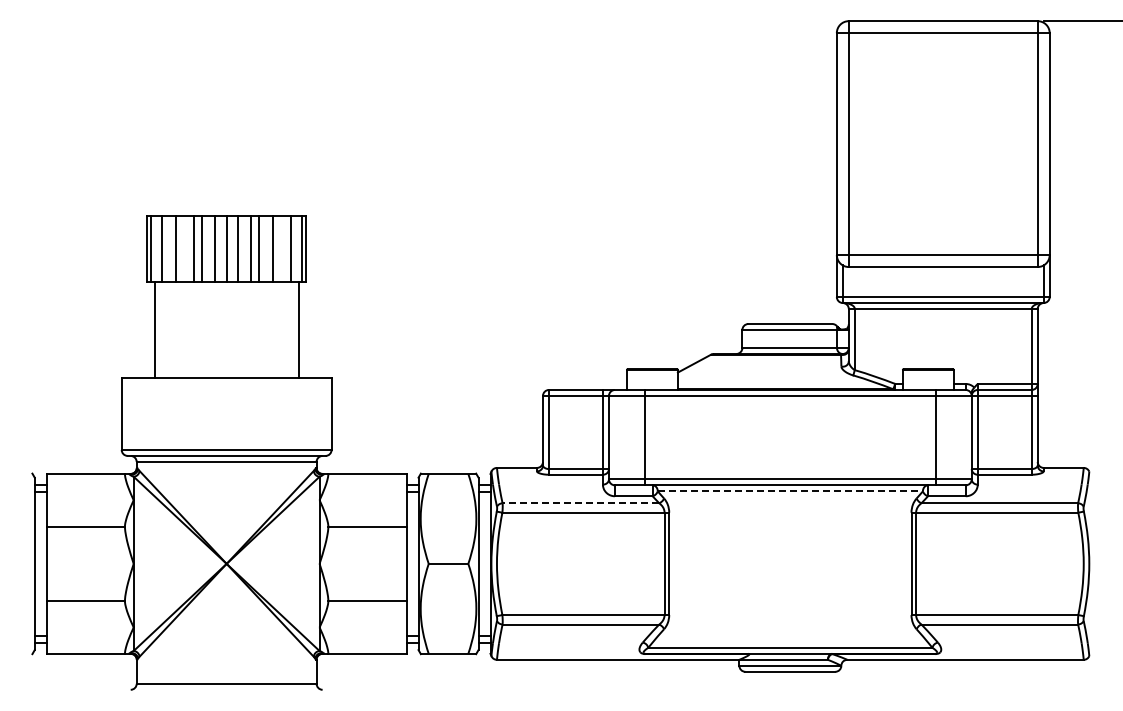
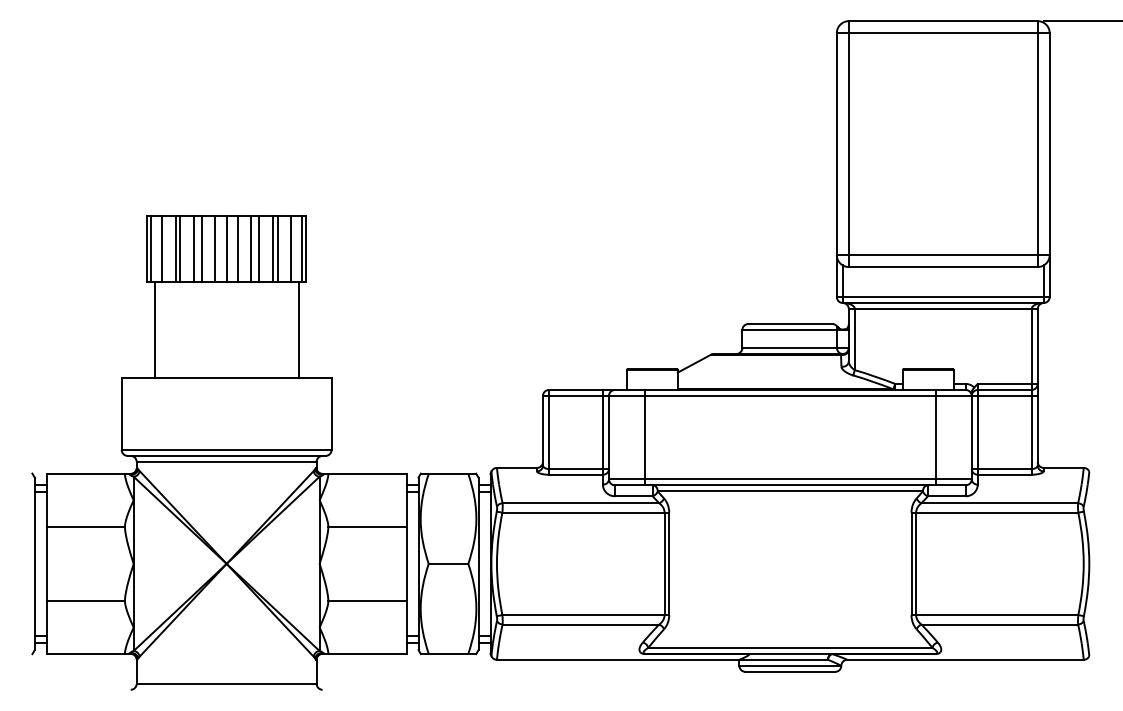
line: none -> present (179, 249)
line: none -> present (277, 249)
line: dashed -> solid (790, 491)
line: dashed -> solid (580, 503)
